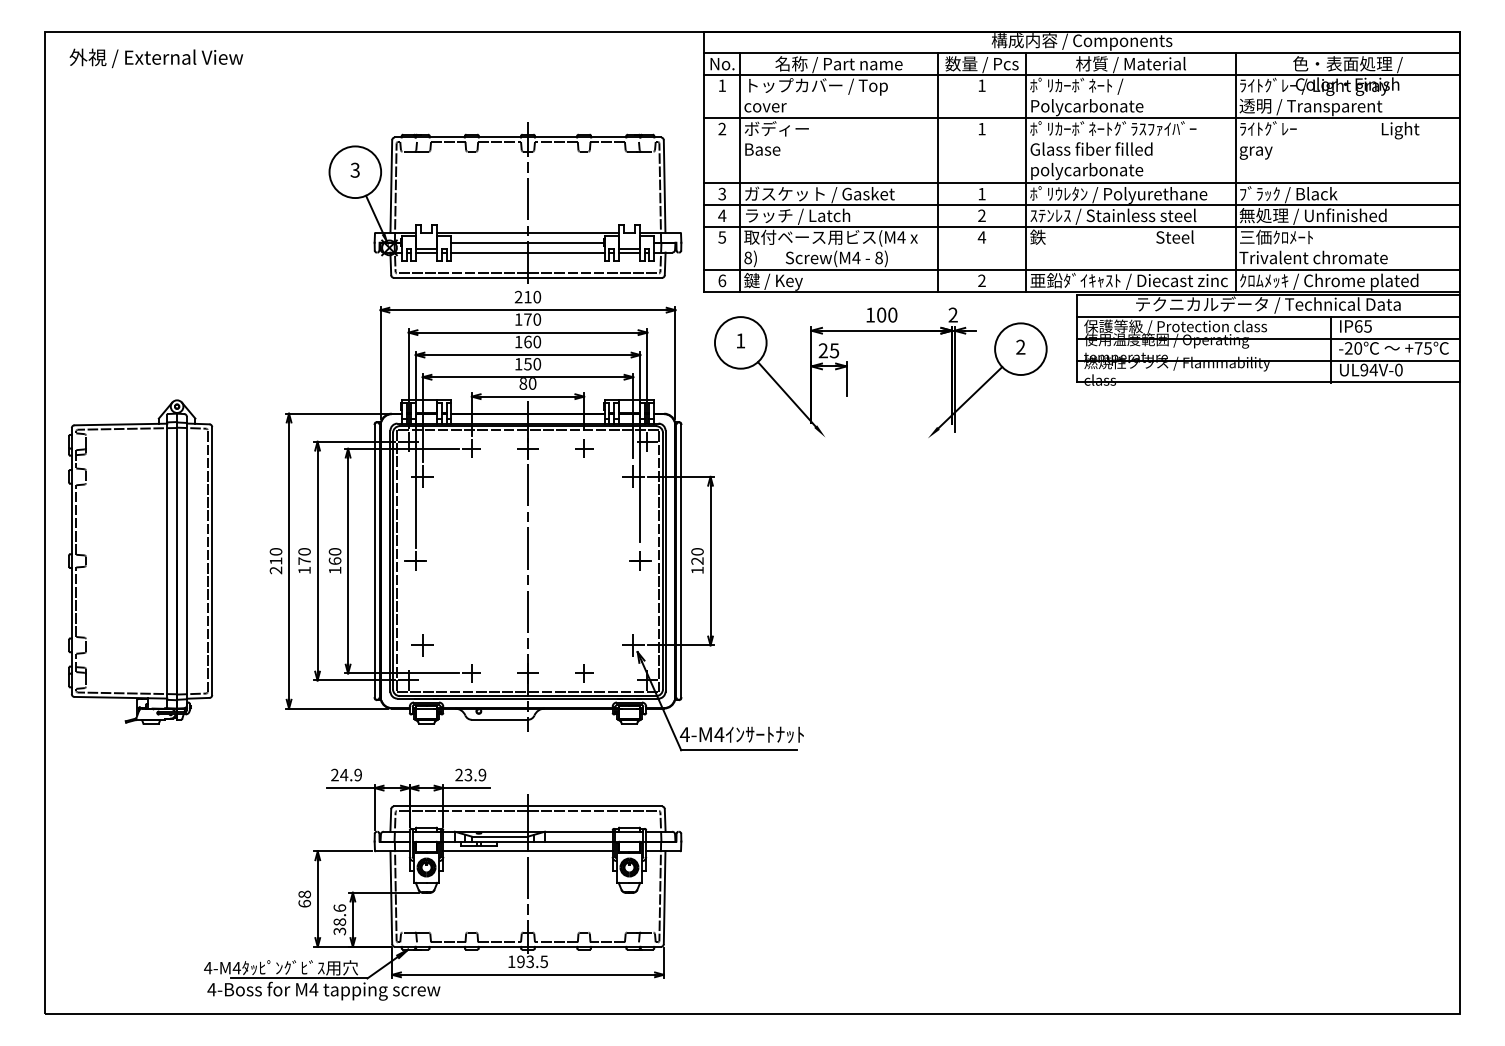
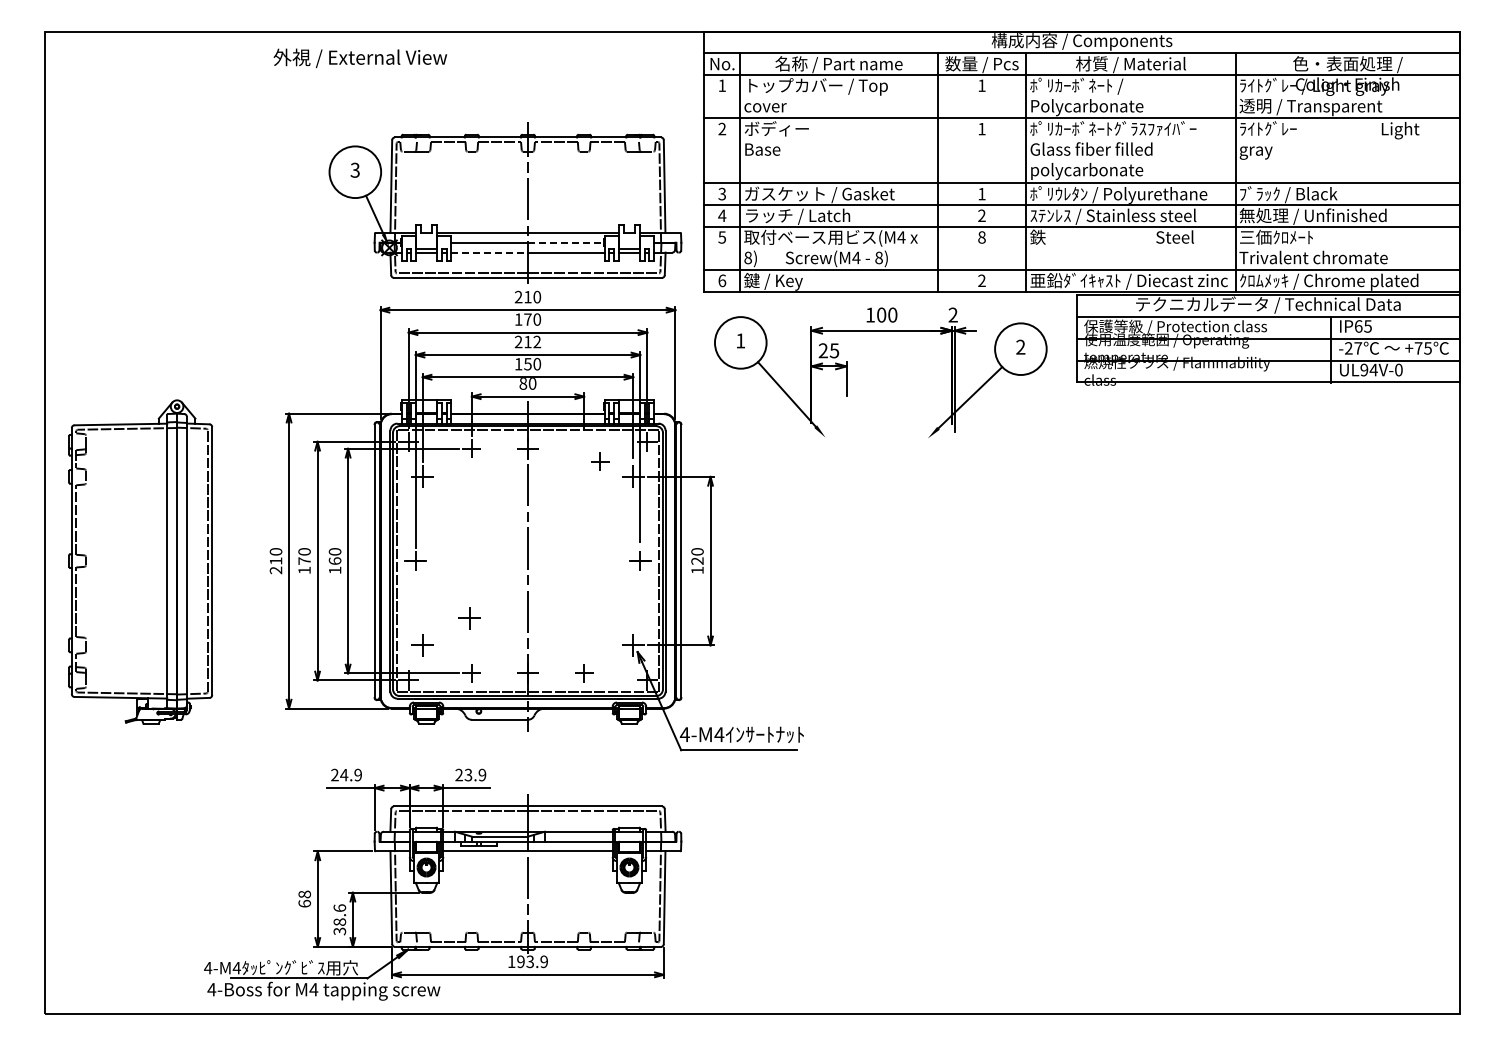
text position: (156, 58) -> (360, 58) (360, 58)
text: 4 -> 8 (981, 237)
line: solid -> dashed (565, 242)
line: solid -> dashed (490, 252)
text: 160 -> 212 (527, 341)
text: -20 -> -27 (1358, 348)
part position: (584, 448) -> (600, 461) (600, 461)
part: none -> present (469, 618)
text: 193.5 -> 193.9 (543, 961)
